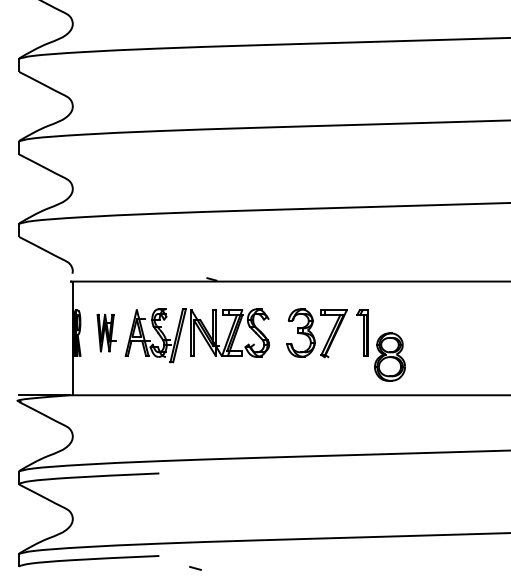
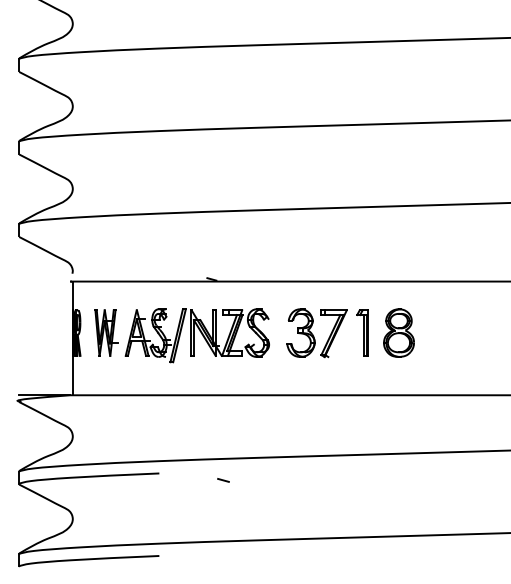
part size: 21x40 px -> 25x48 px (106, 332)
part position: (389, 356) -> (398, 332) (398, 332)
line position: (195, 568) -> (223, 480) (223, 480)
